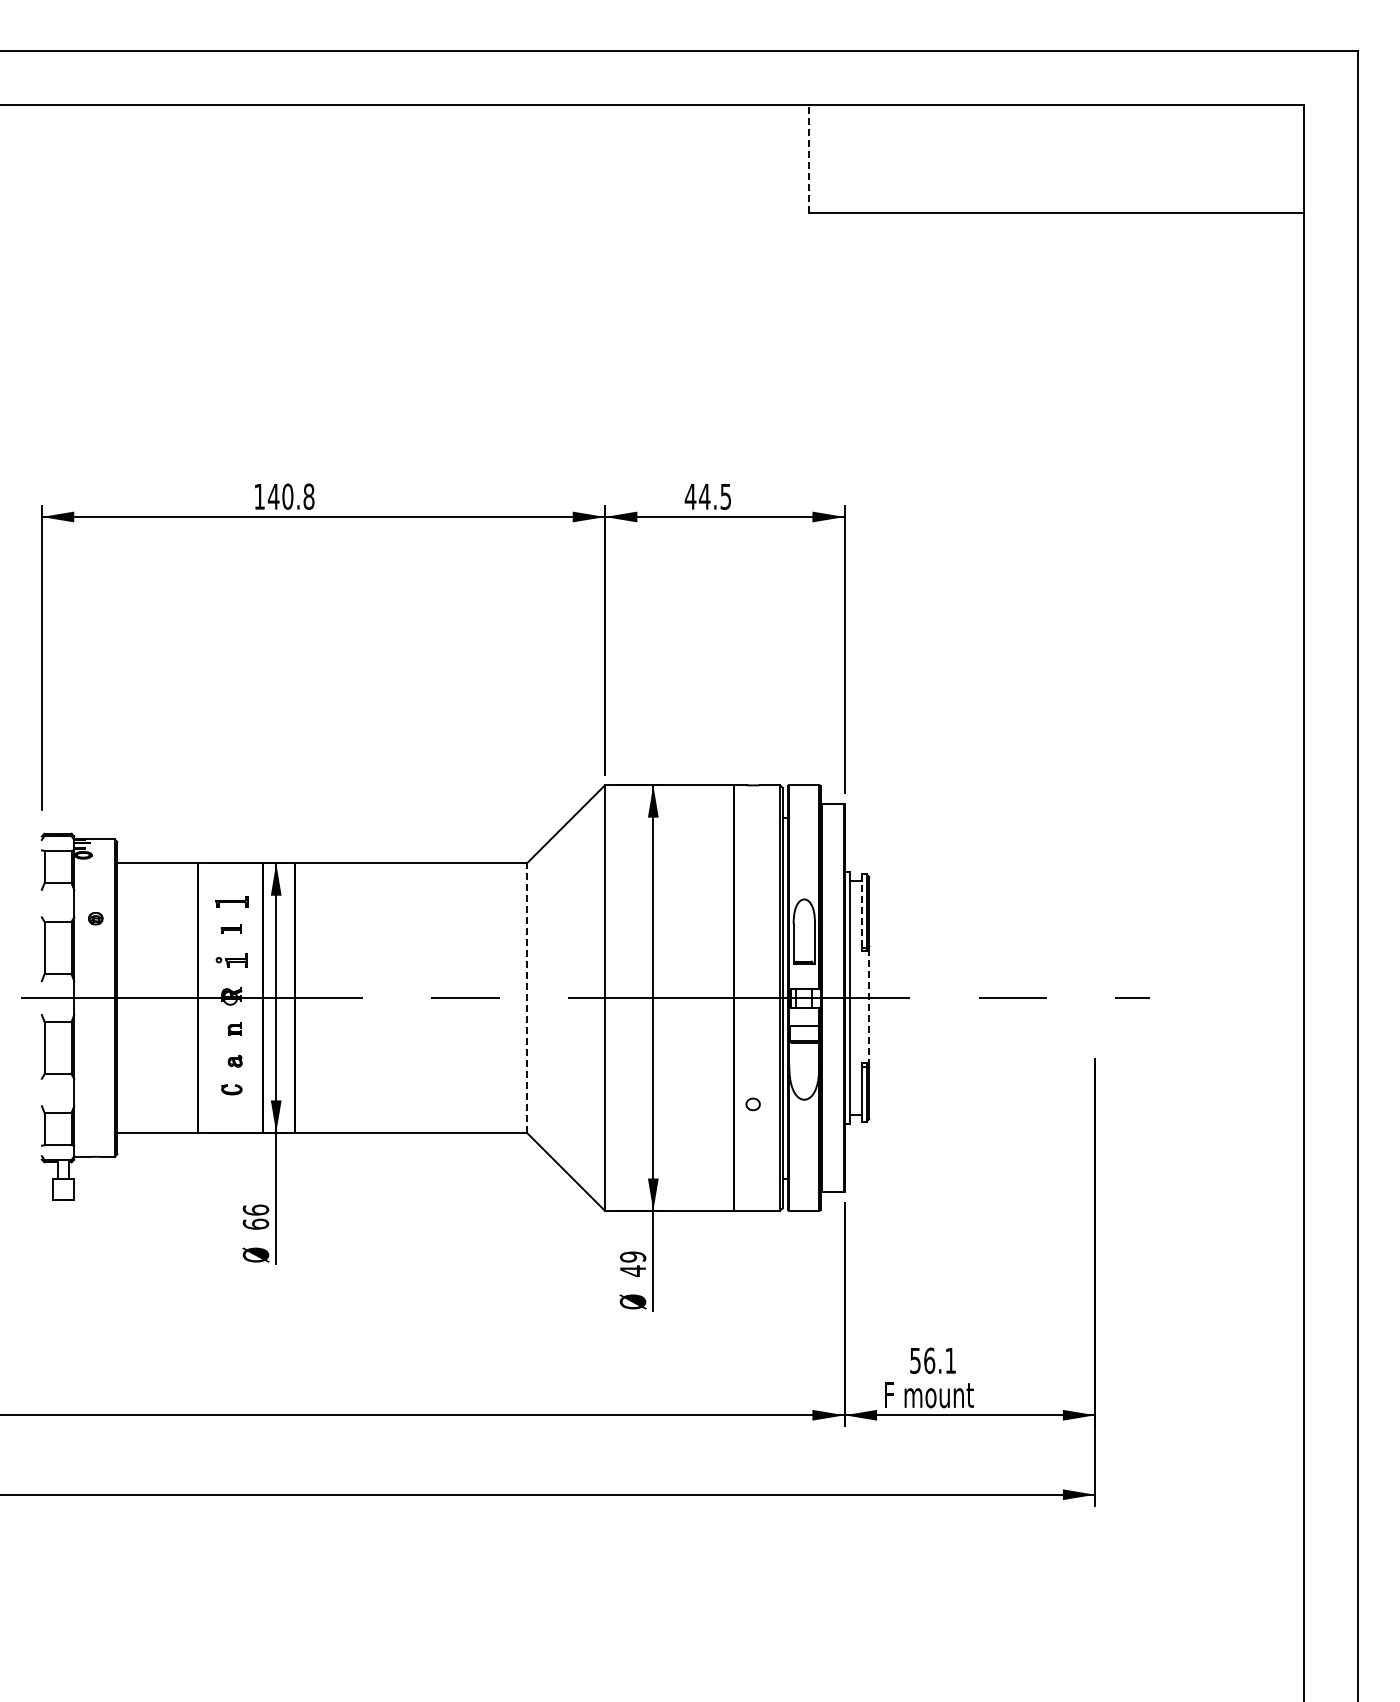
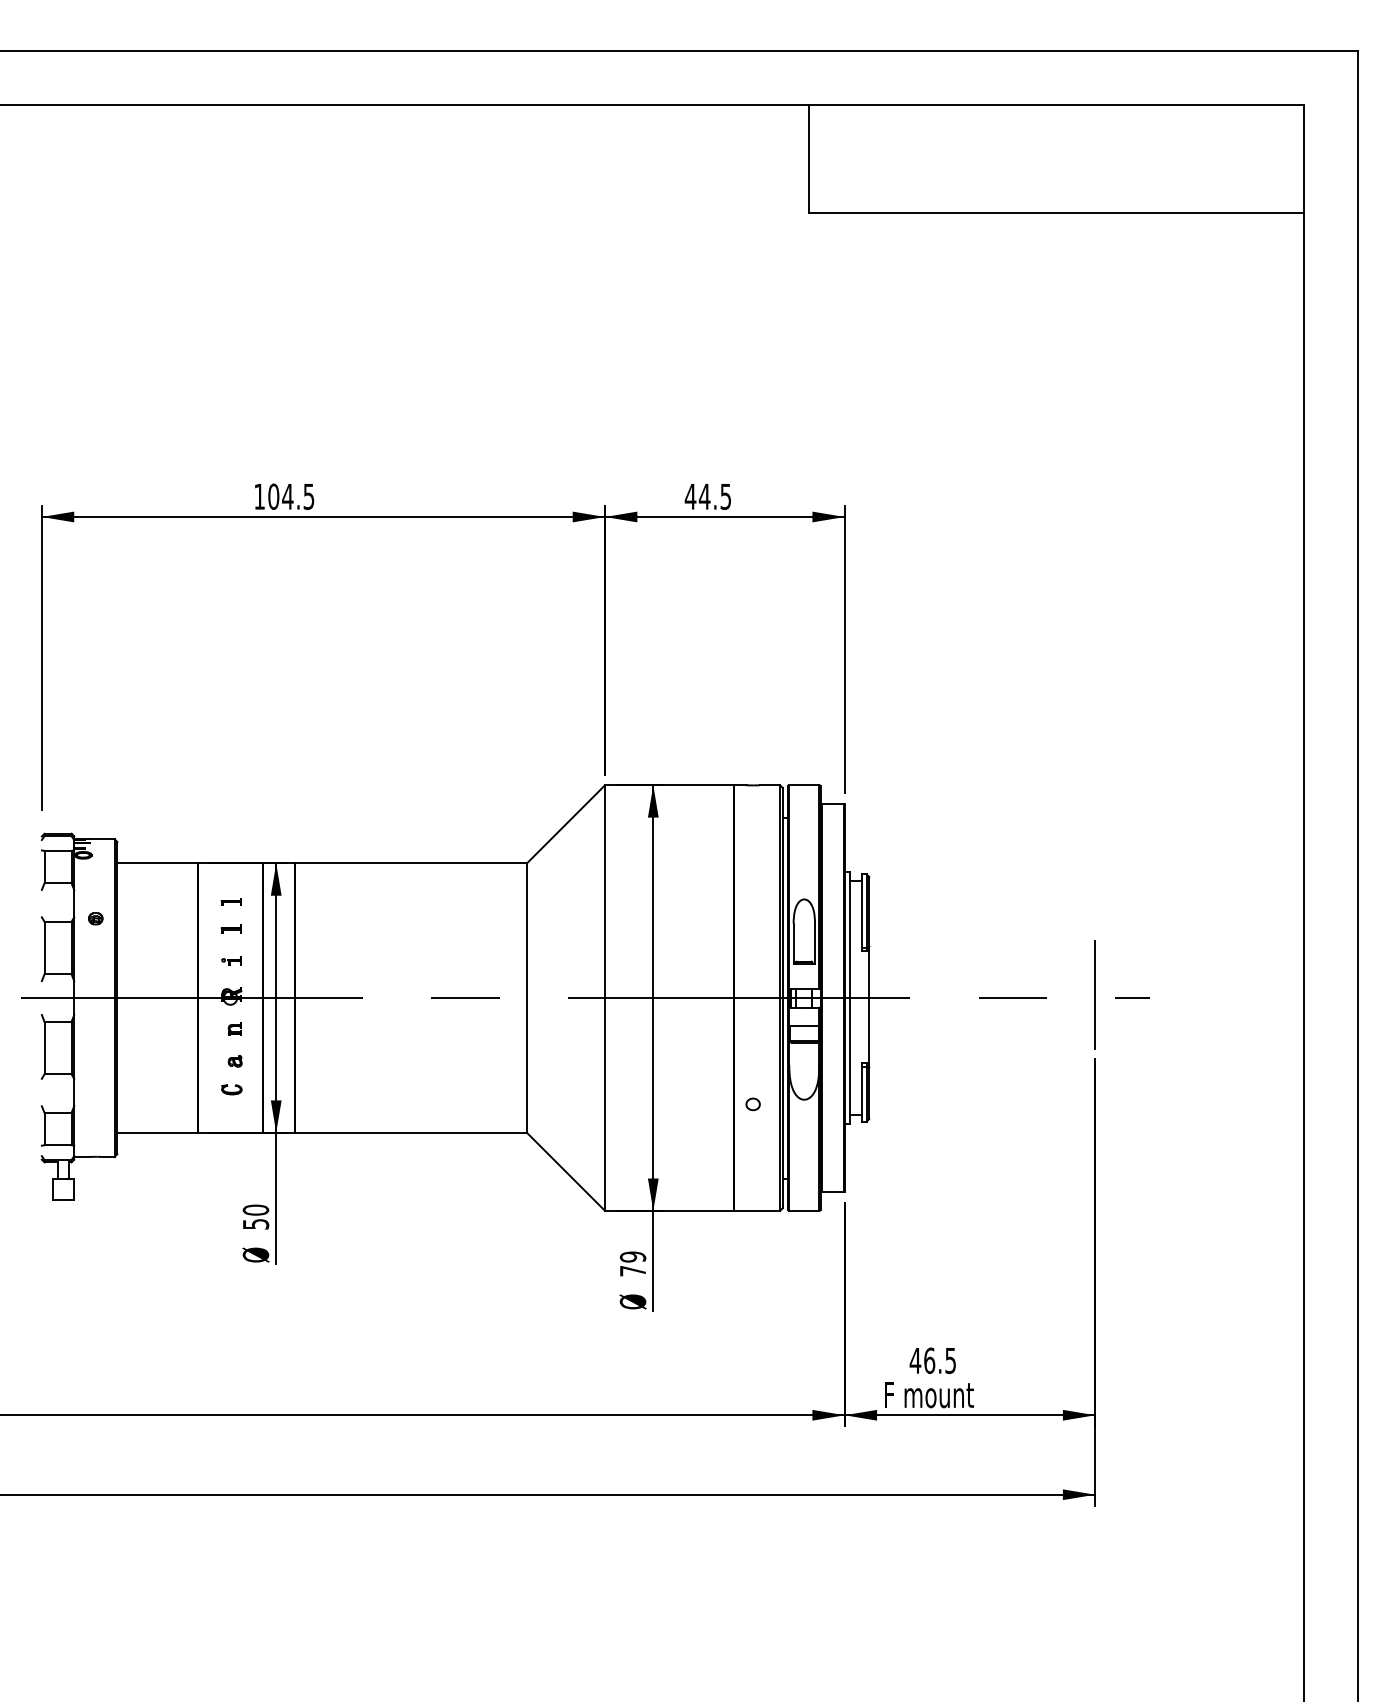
line: dashed -> solid (808, 158)
text: 140.8 -> 104.5 (290, 496)
part size: 34x12 px -> 22x8 px (230, 901)
line: dashed -> solid (862, 911)
part size: 33x15 px -> 21x10 px (231, 960)
line: none -> present (1095, 994)
line: dashed -> solid (526, 998)
line: dashed -> solid (869, 1006)
text: 66 -> 50 (255, 1216)
text: 49 -> 79 (632, 1270)
text: 56.1 -> 46.5 (932, 1361)
